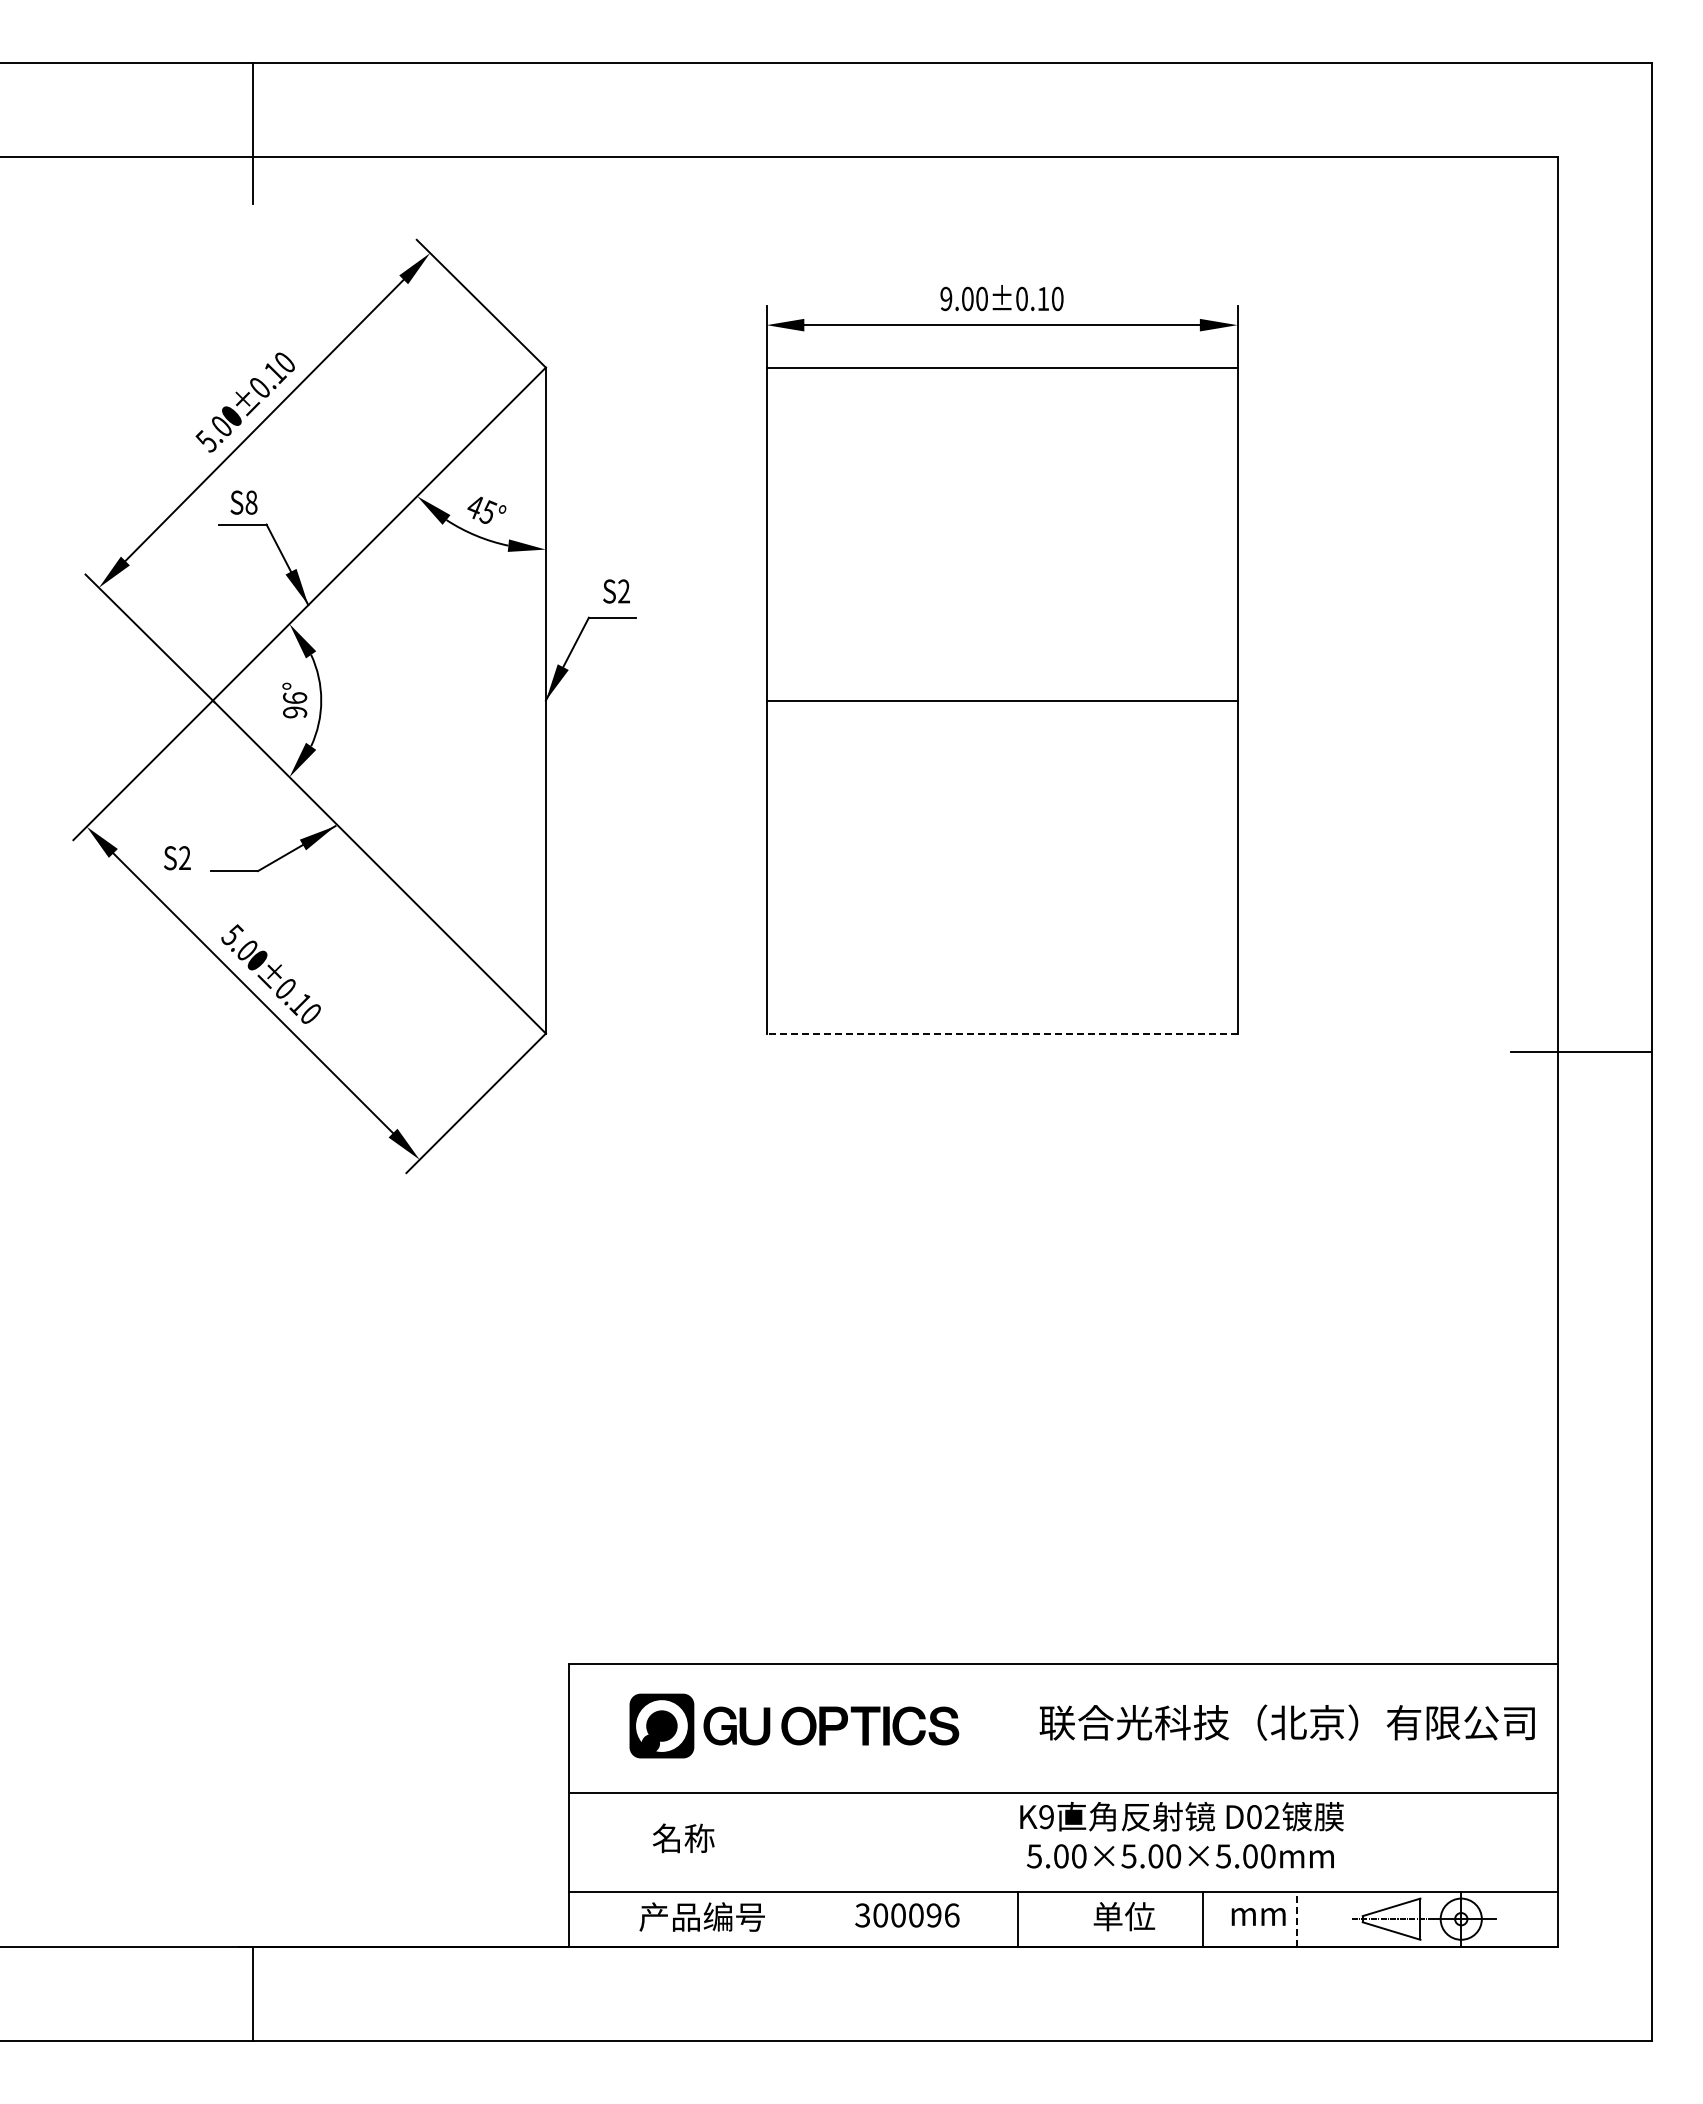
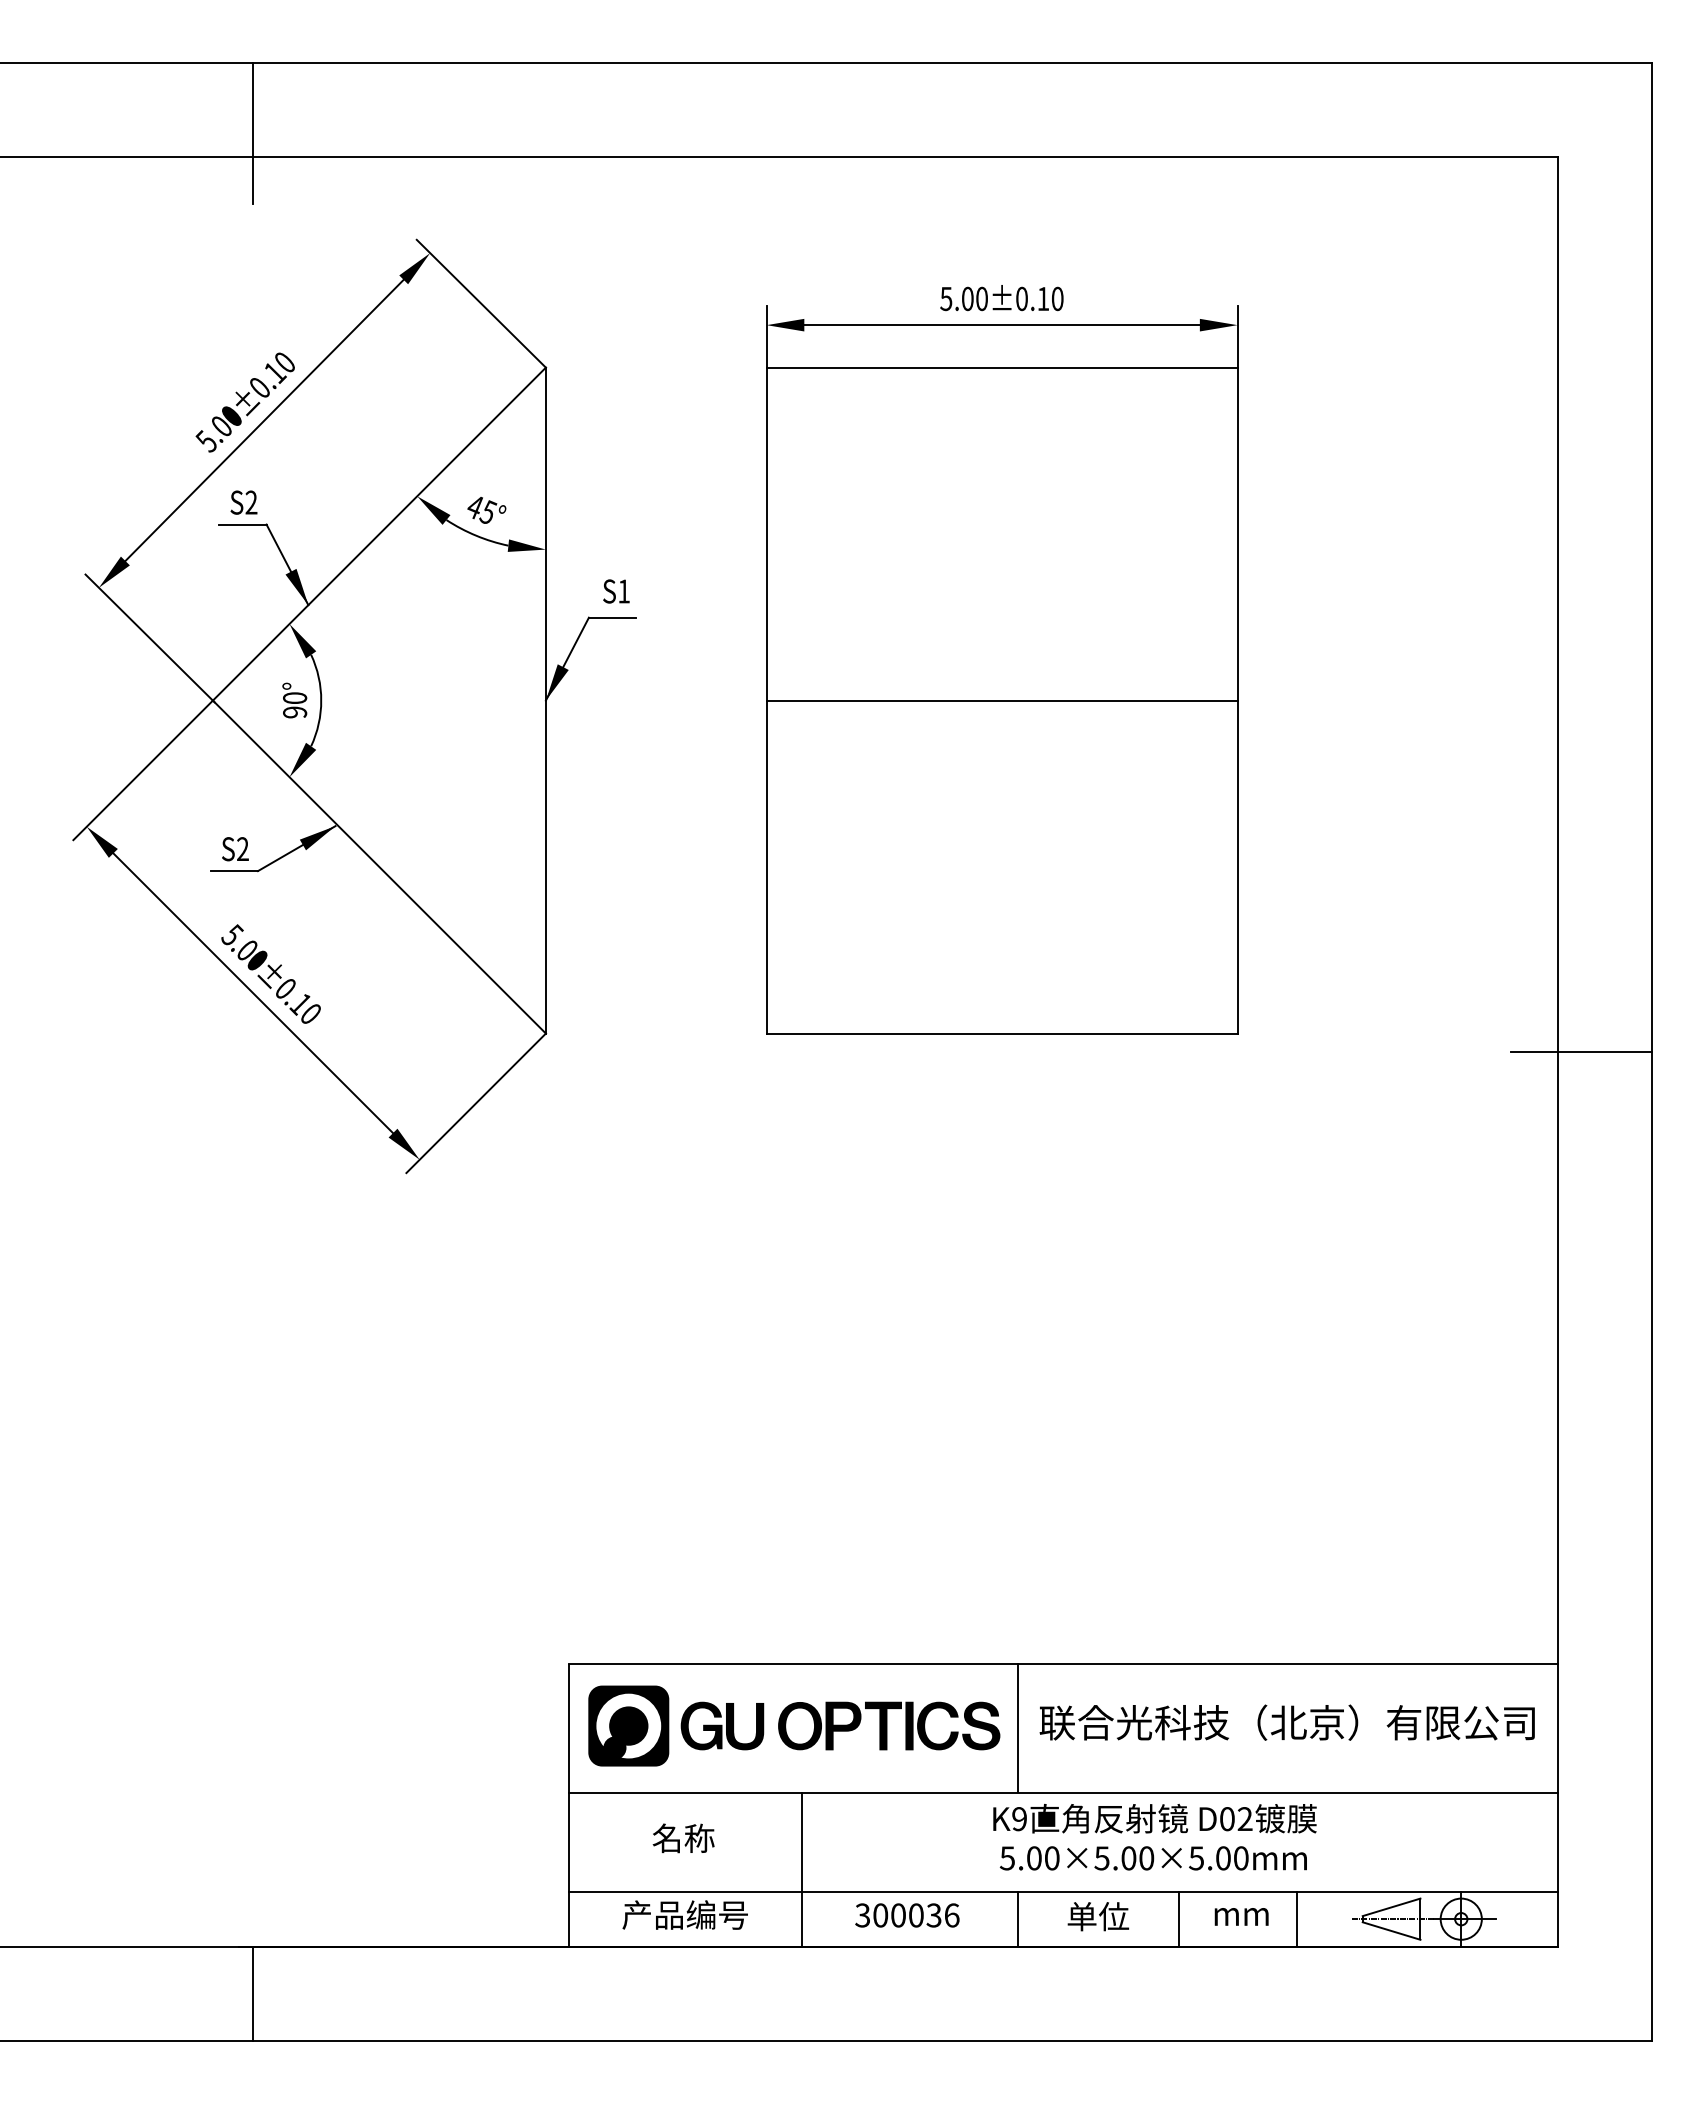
text: 9.00±0.10 -> 5.00±0.10 (946, 298)
text: S8 -> S2 (251, 502)
text: S2 -> S1 (623, 591)
text: 96° -> 90° (295, 697)
text position: (177, 858) -> (235, 849) (235, 849)
line: dashed -> solid (1001, 1033)
part size: 331x66 px -> 413x82 px (794, 1725)
line: none -> present (1017, 1727)
text position: (1181, 1835) -> (1154, 1837) (1154, 1837)
line: none -> present (802, 1869)
text: 300096 -> 300036 (933, 1915)
text position: (701, 1916) -> (684, 1914) (684, 1914)
text position: (1124, 1916) -> (1098, 1916) (1098, 1916)
text position: (1258, 1916) -> (1241, 1916) (1241, 1916)
line position: (1202, 1918) -> (1178, 1918) (1178, 1918)
line: dashed -> solid (1296, 1919)
